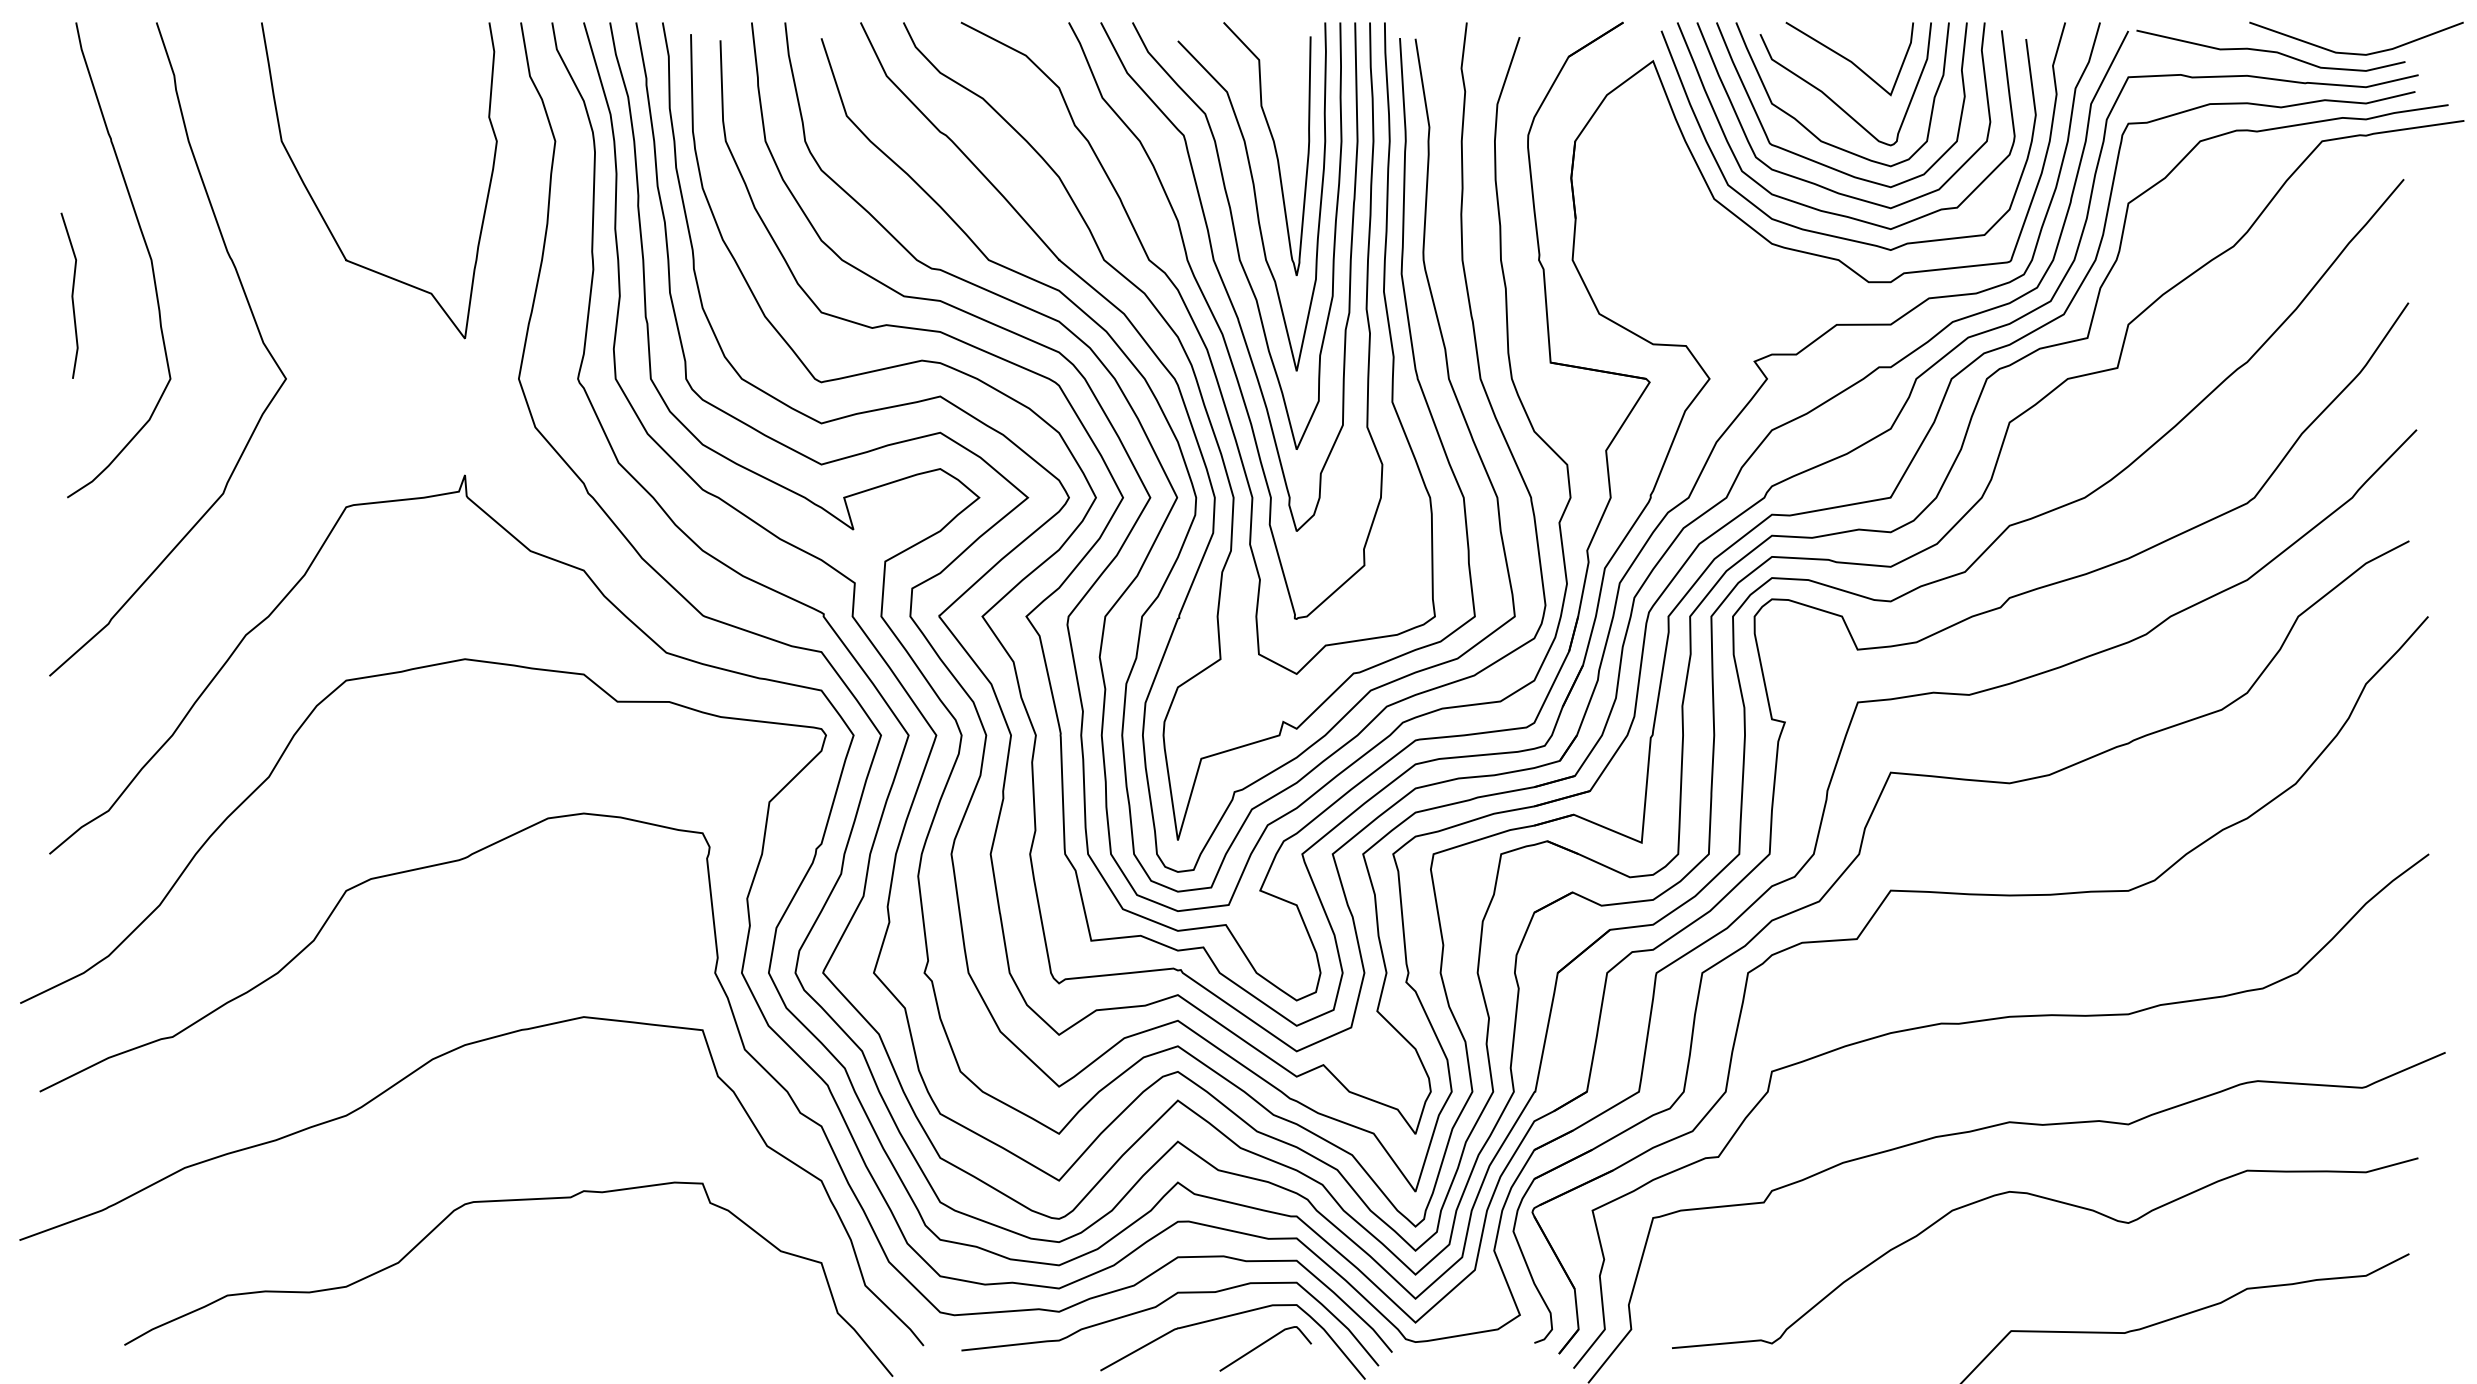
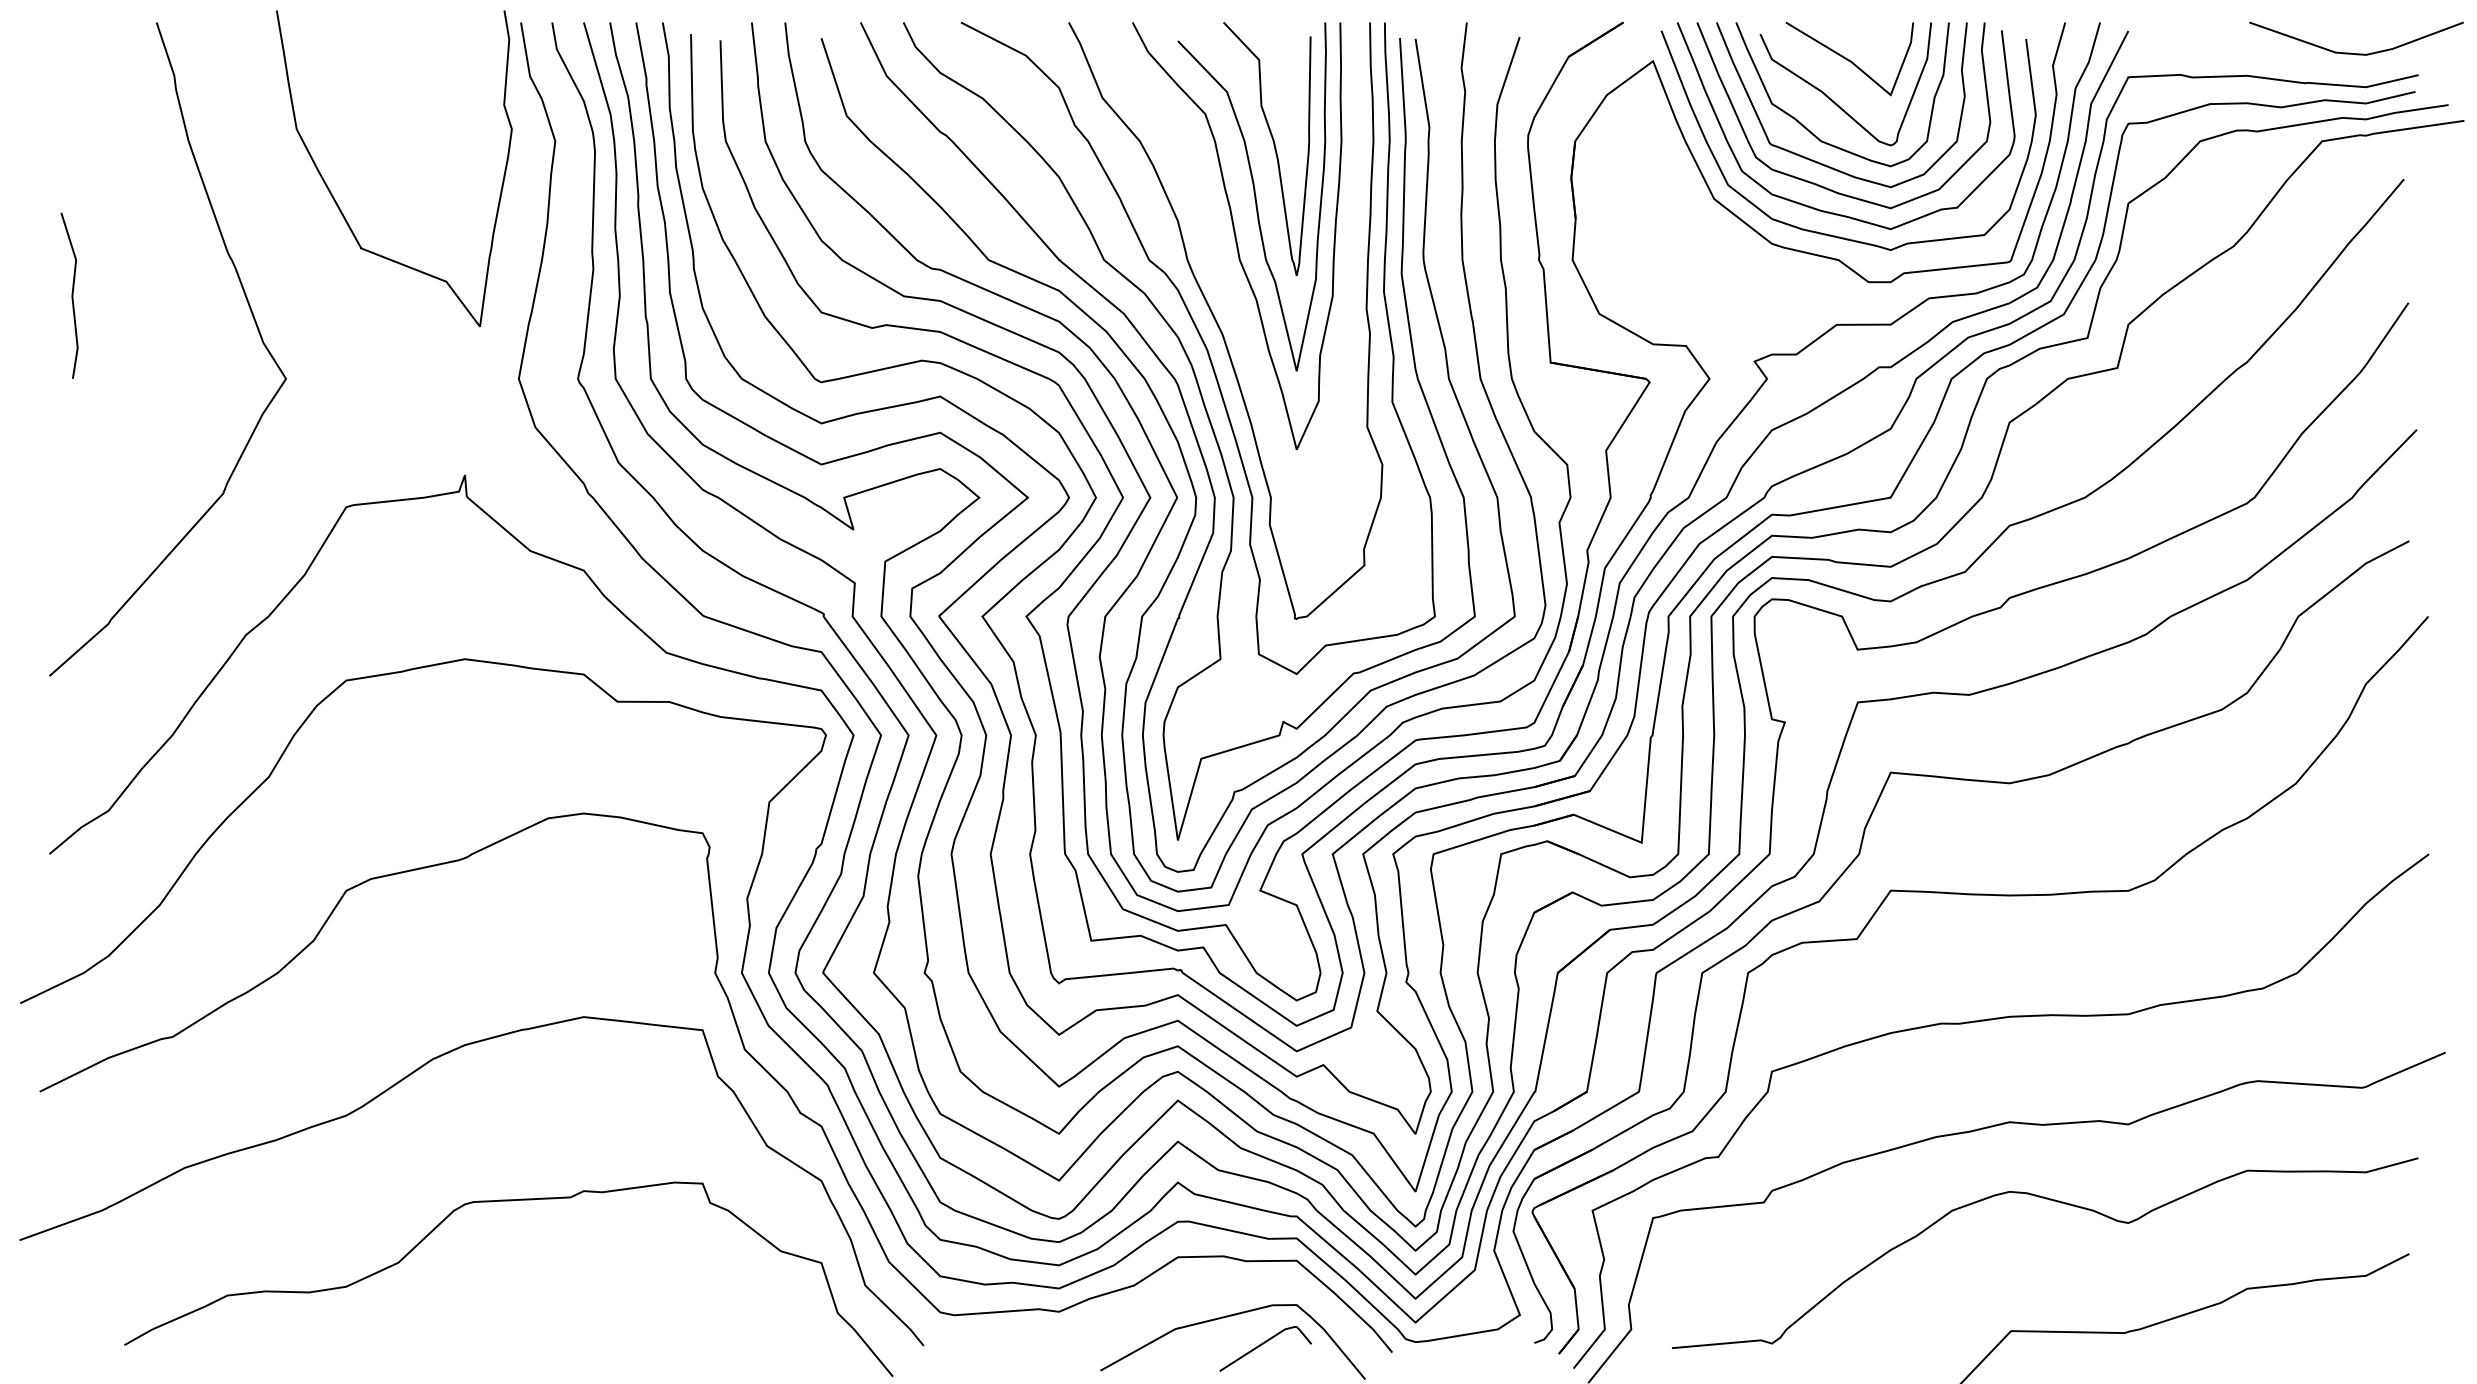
curve: present -> none (2270, 50)
curve position: (323, 216) -> (338, 204) (338, 204)
curve: present -> none (147, 252)
curve: present -> none (1223, 280)
curve: present -> none (1158, 1306)
